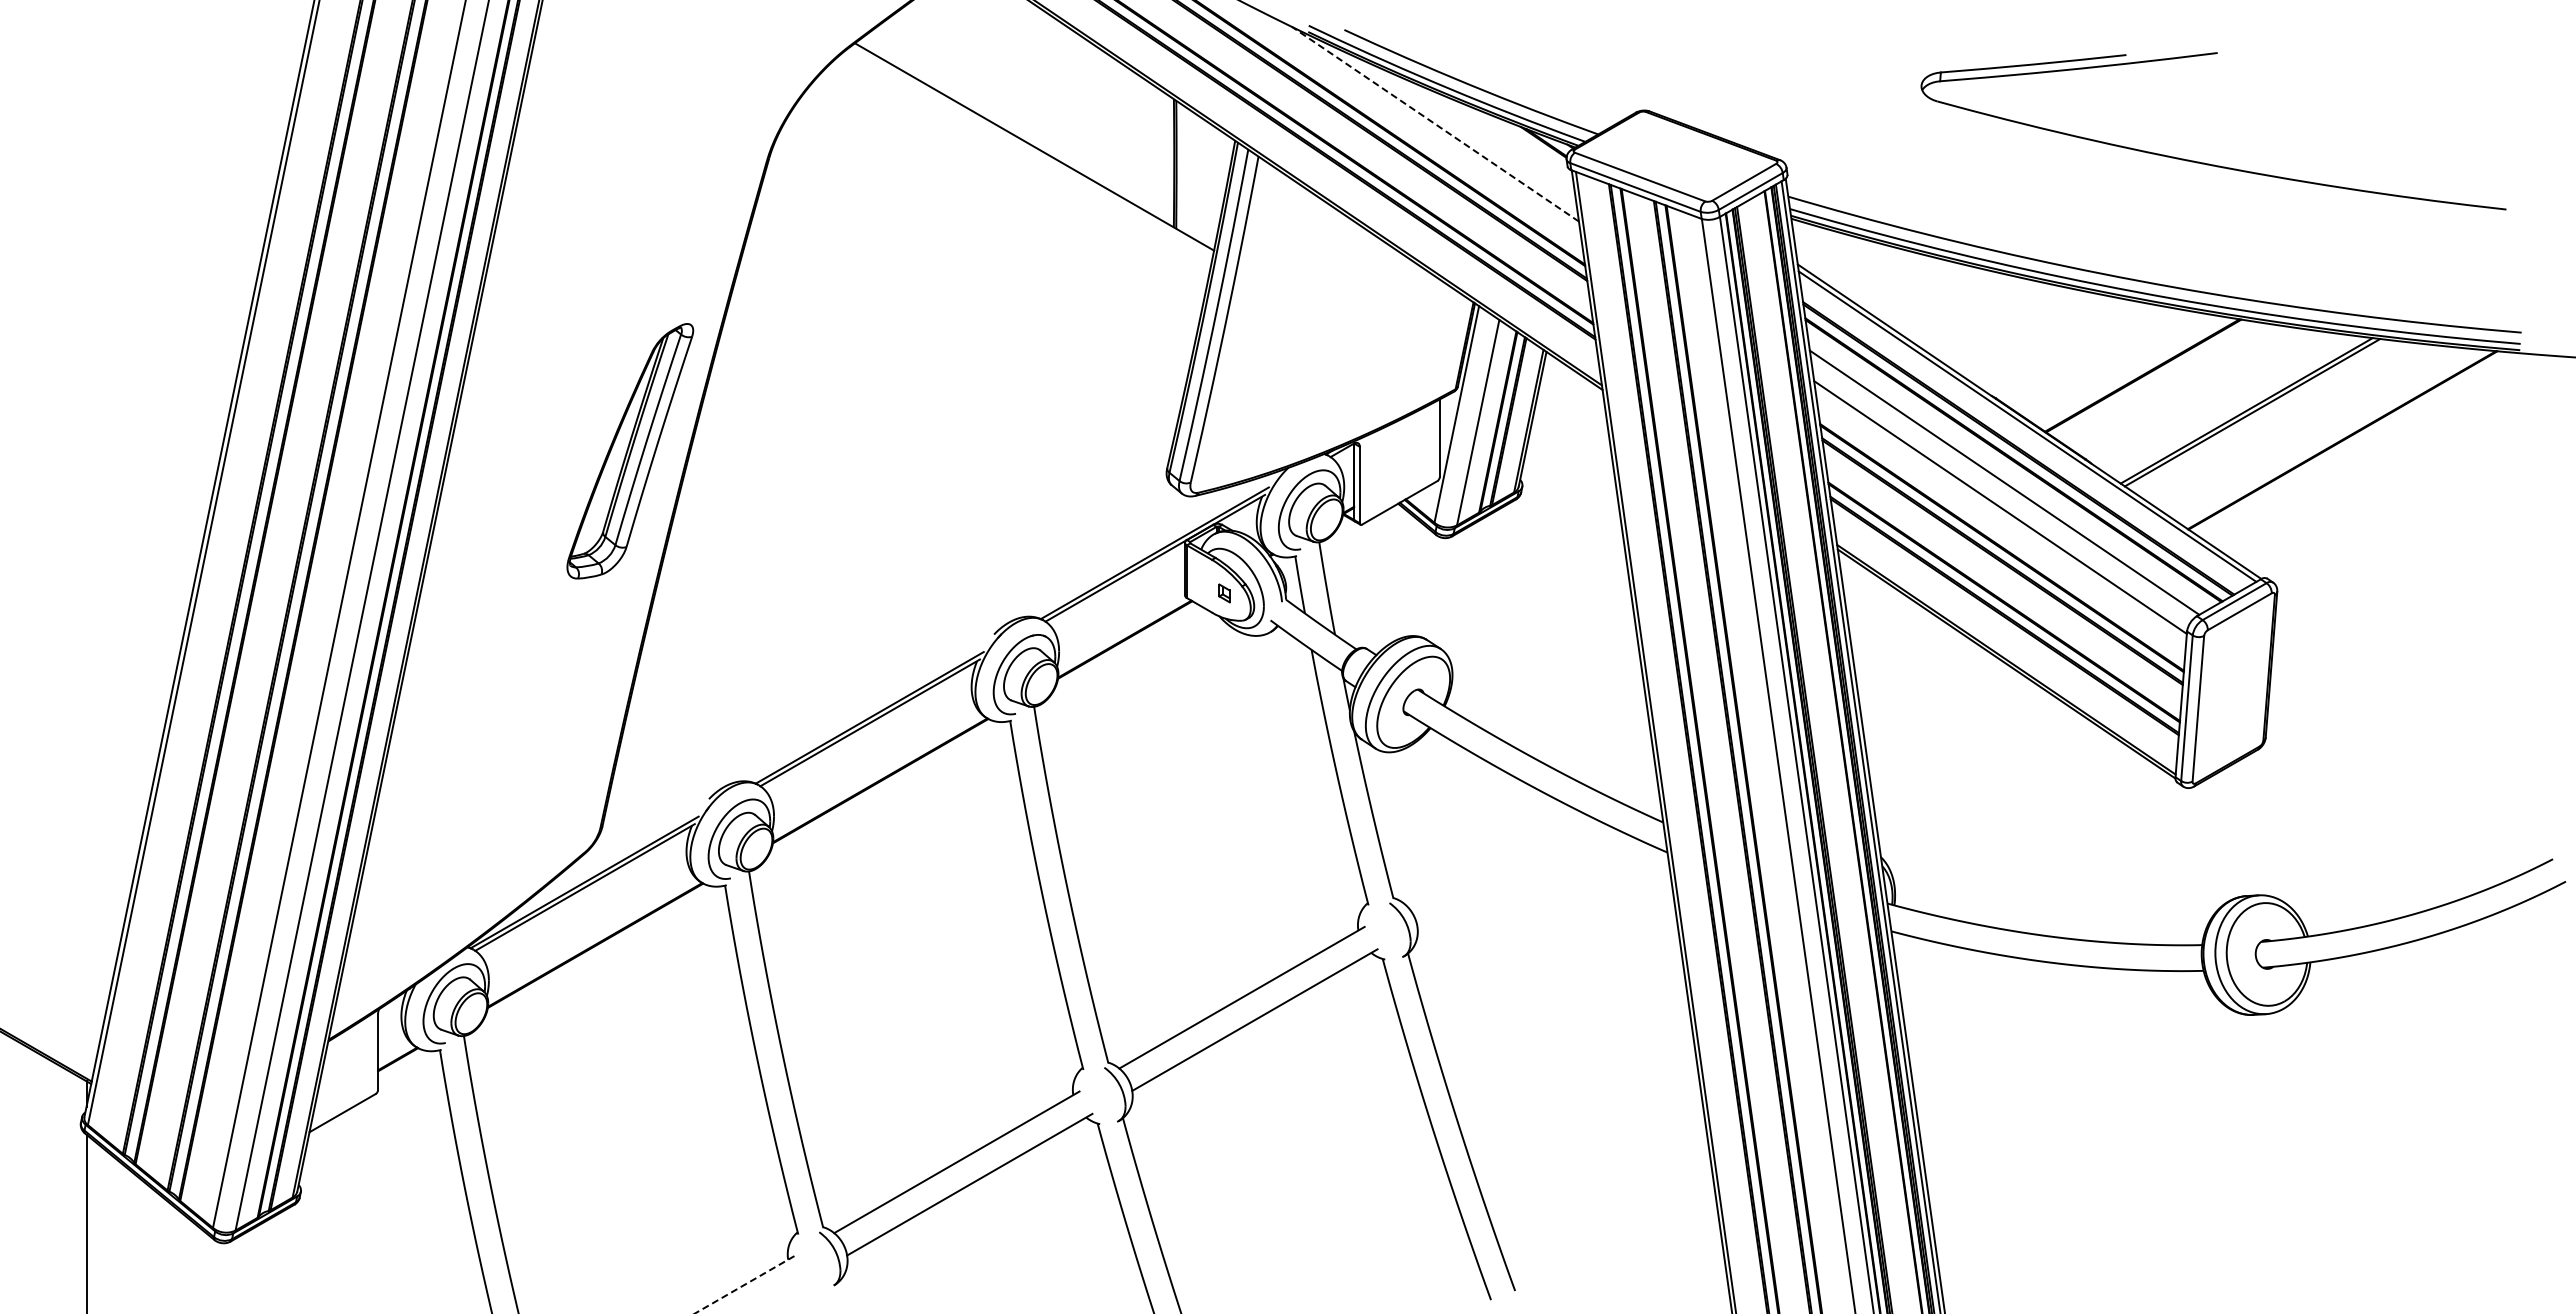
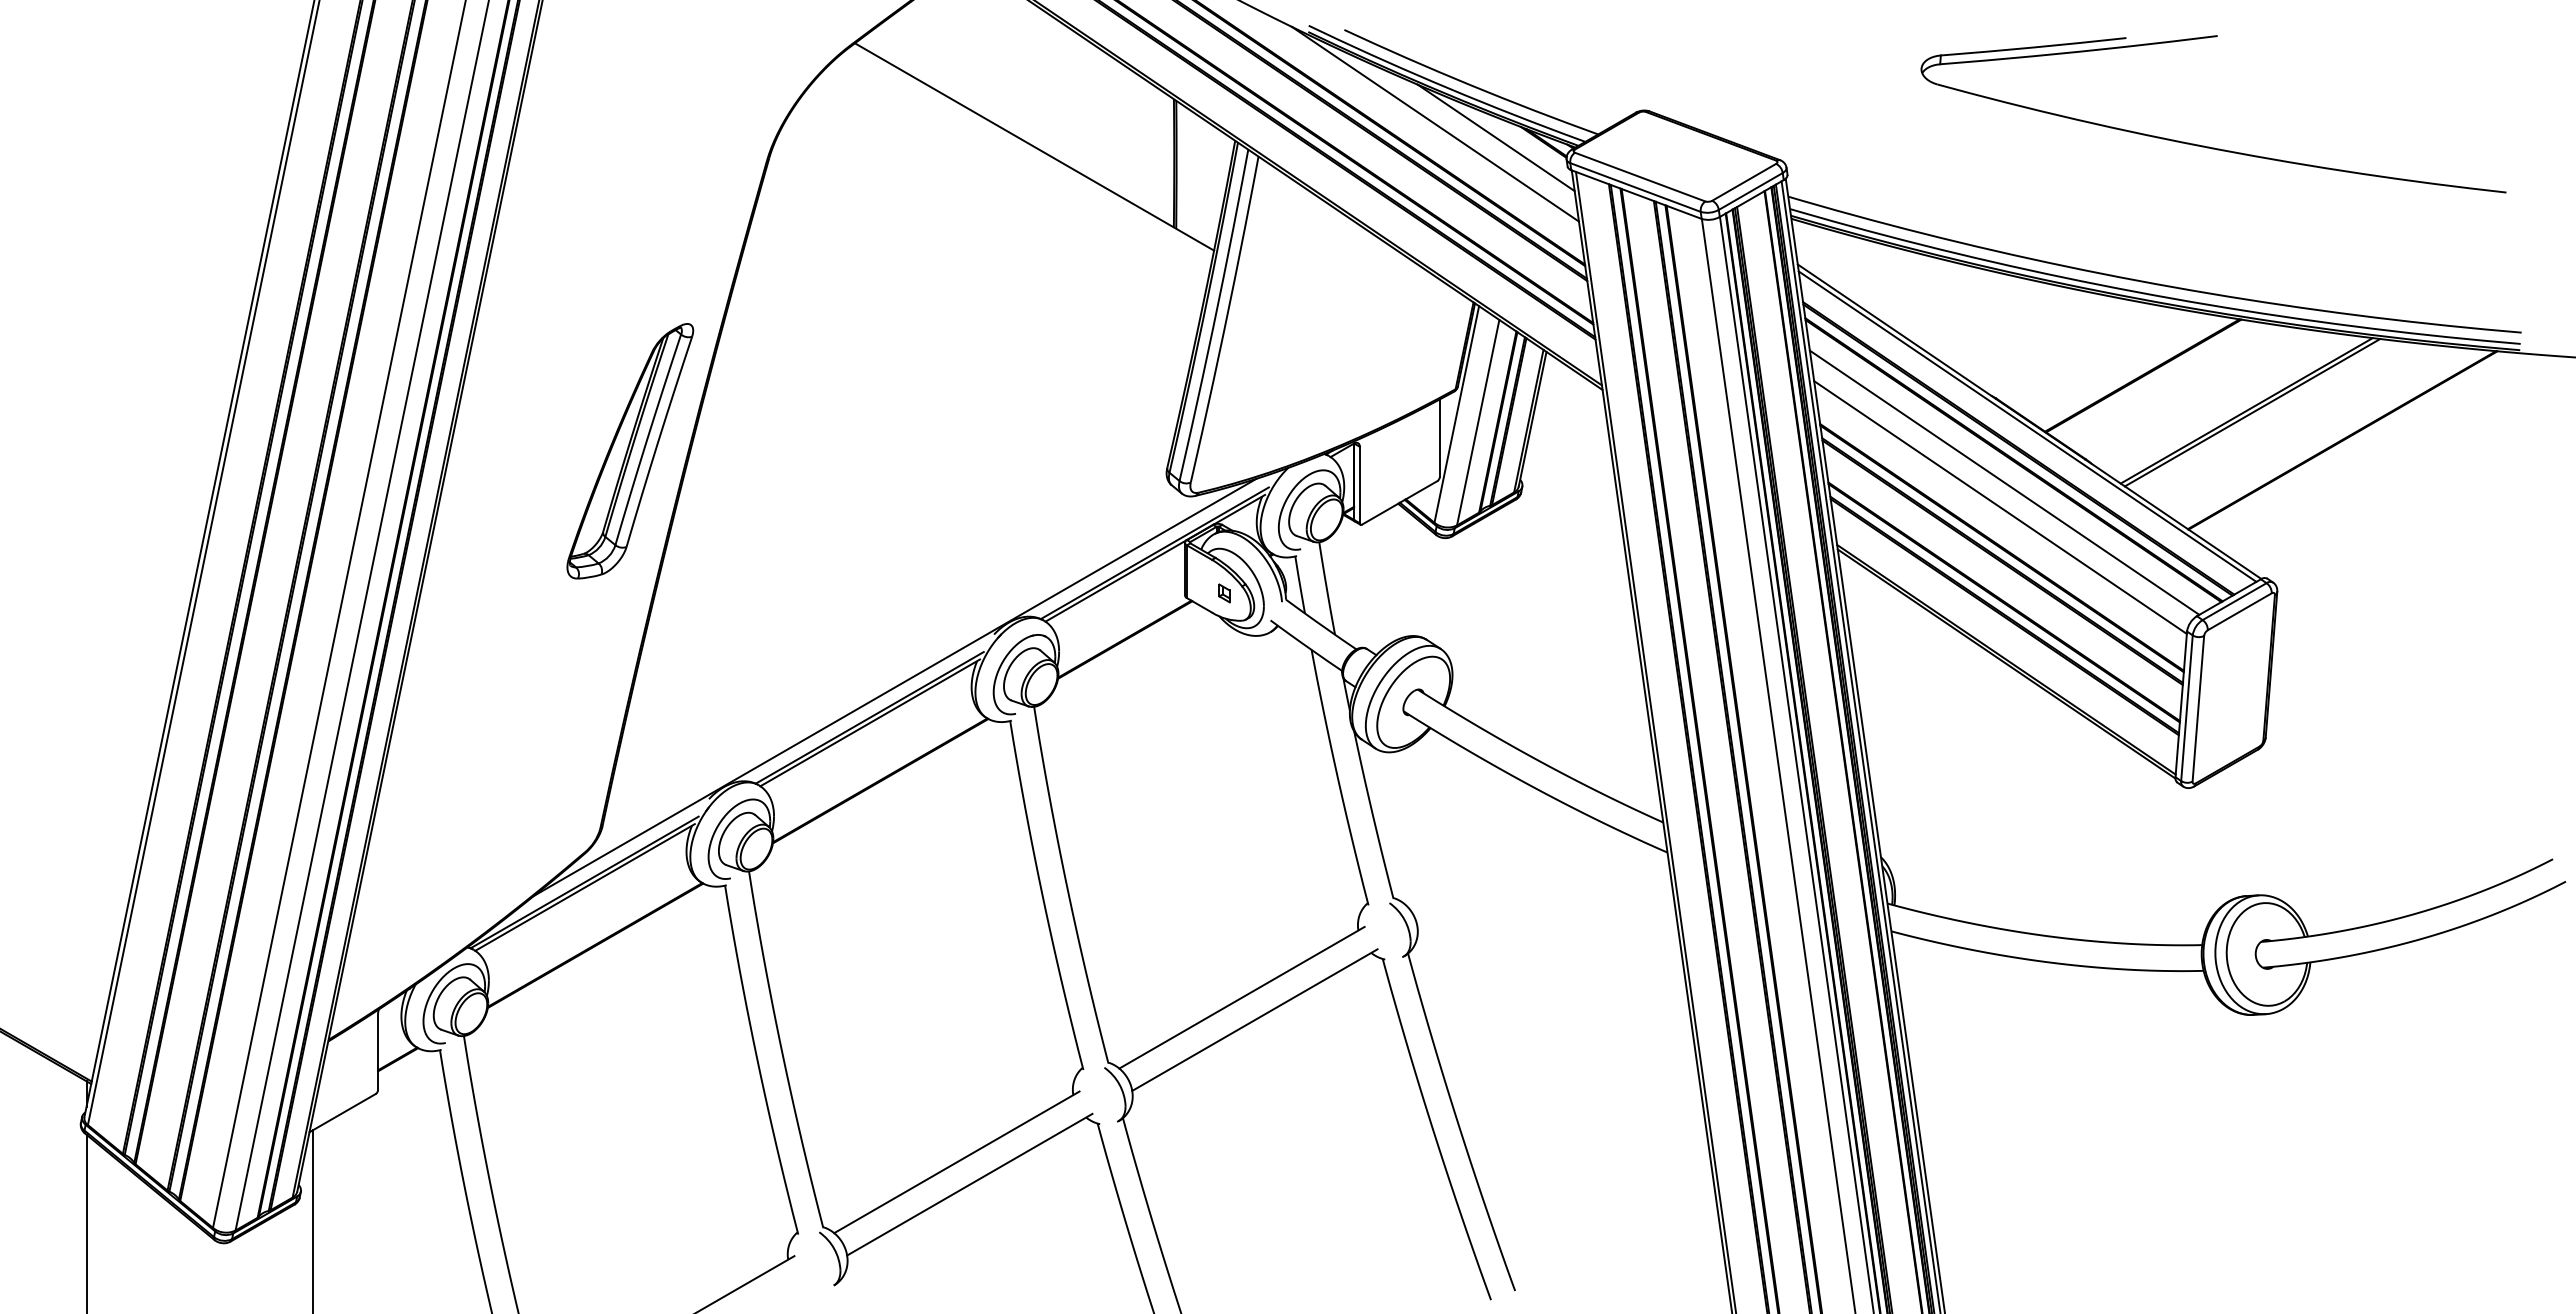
line: dashed -> solid (1435, 123)
line: none -> present (1495, 137)
part position: (2209, 163) -> (2209, 146) (2209, 146)
line: none -> present (894, 686)
line: none -> present (312, 1220)
line: dashed -> solid (744, 1285)
